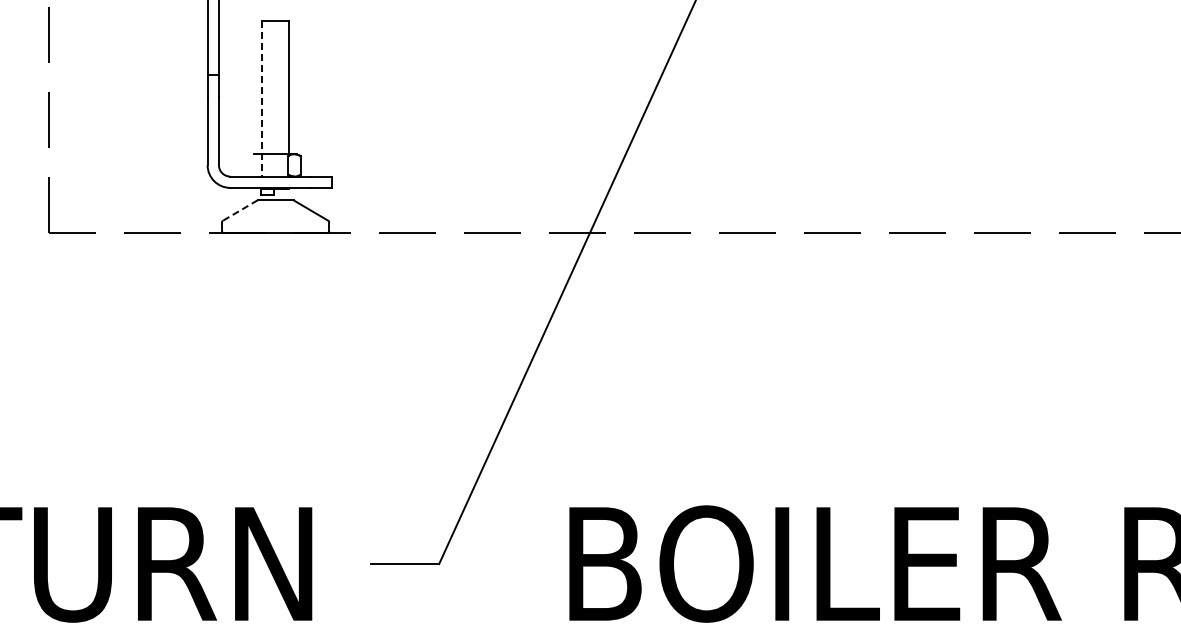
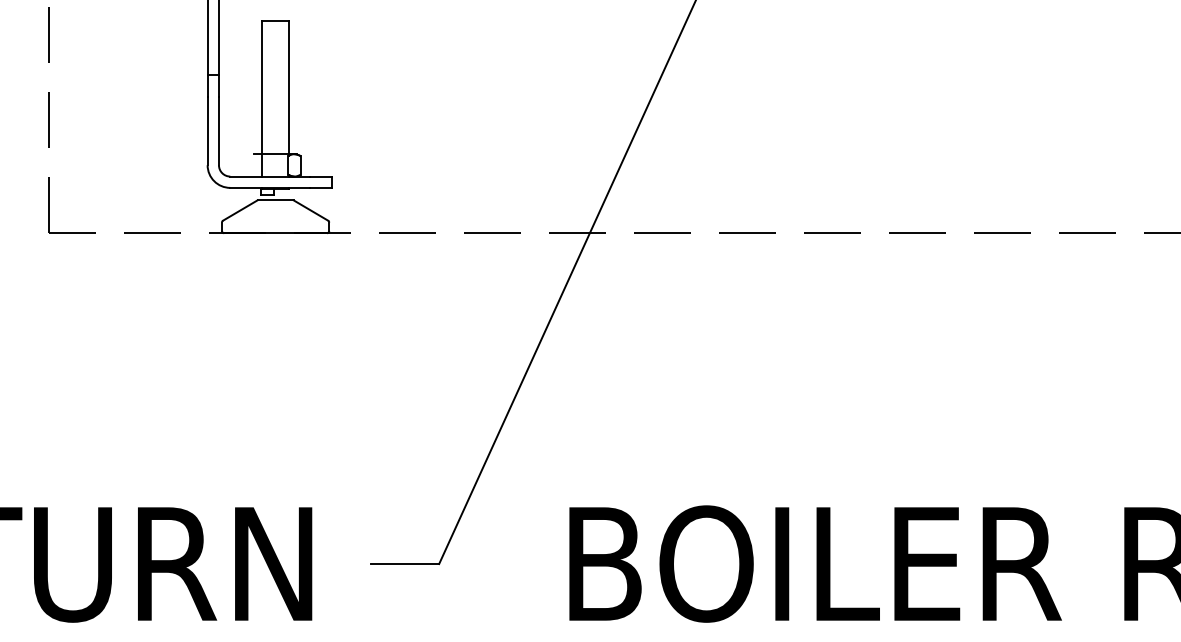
line: dashed -> solid (262, 98)
line: dashed -> solid (240, 210)
